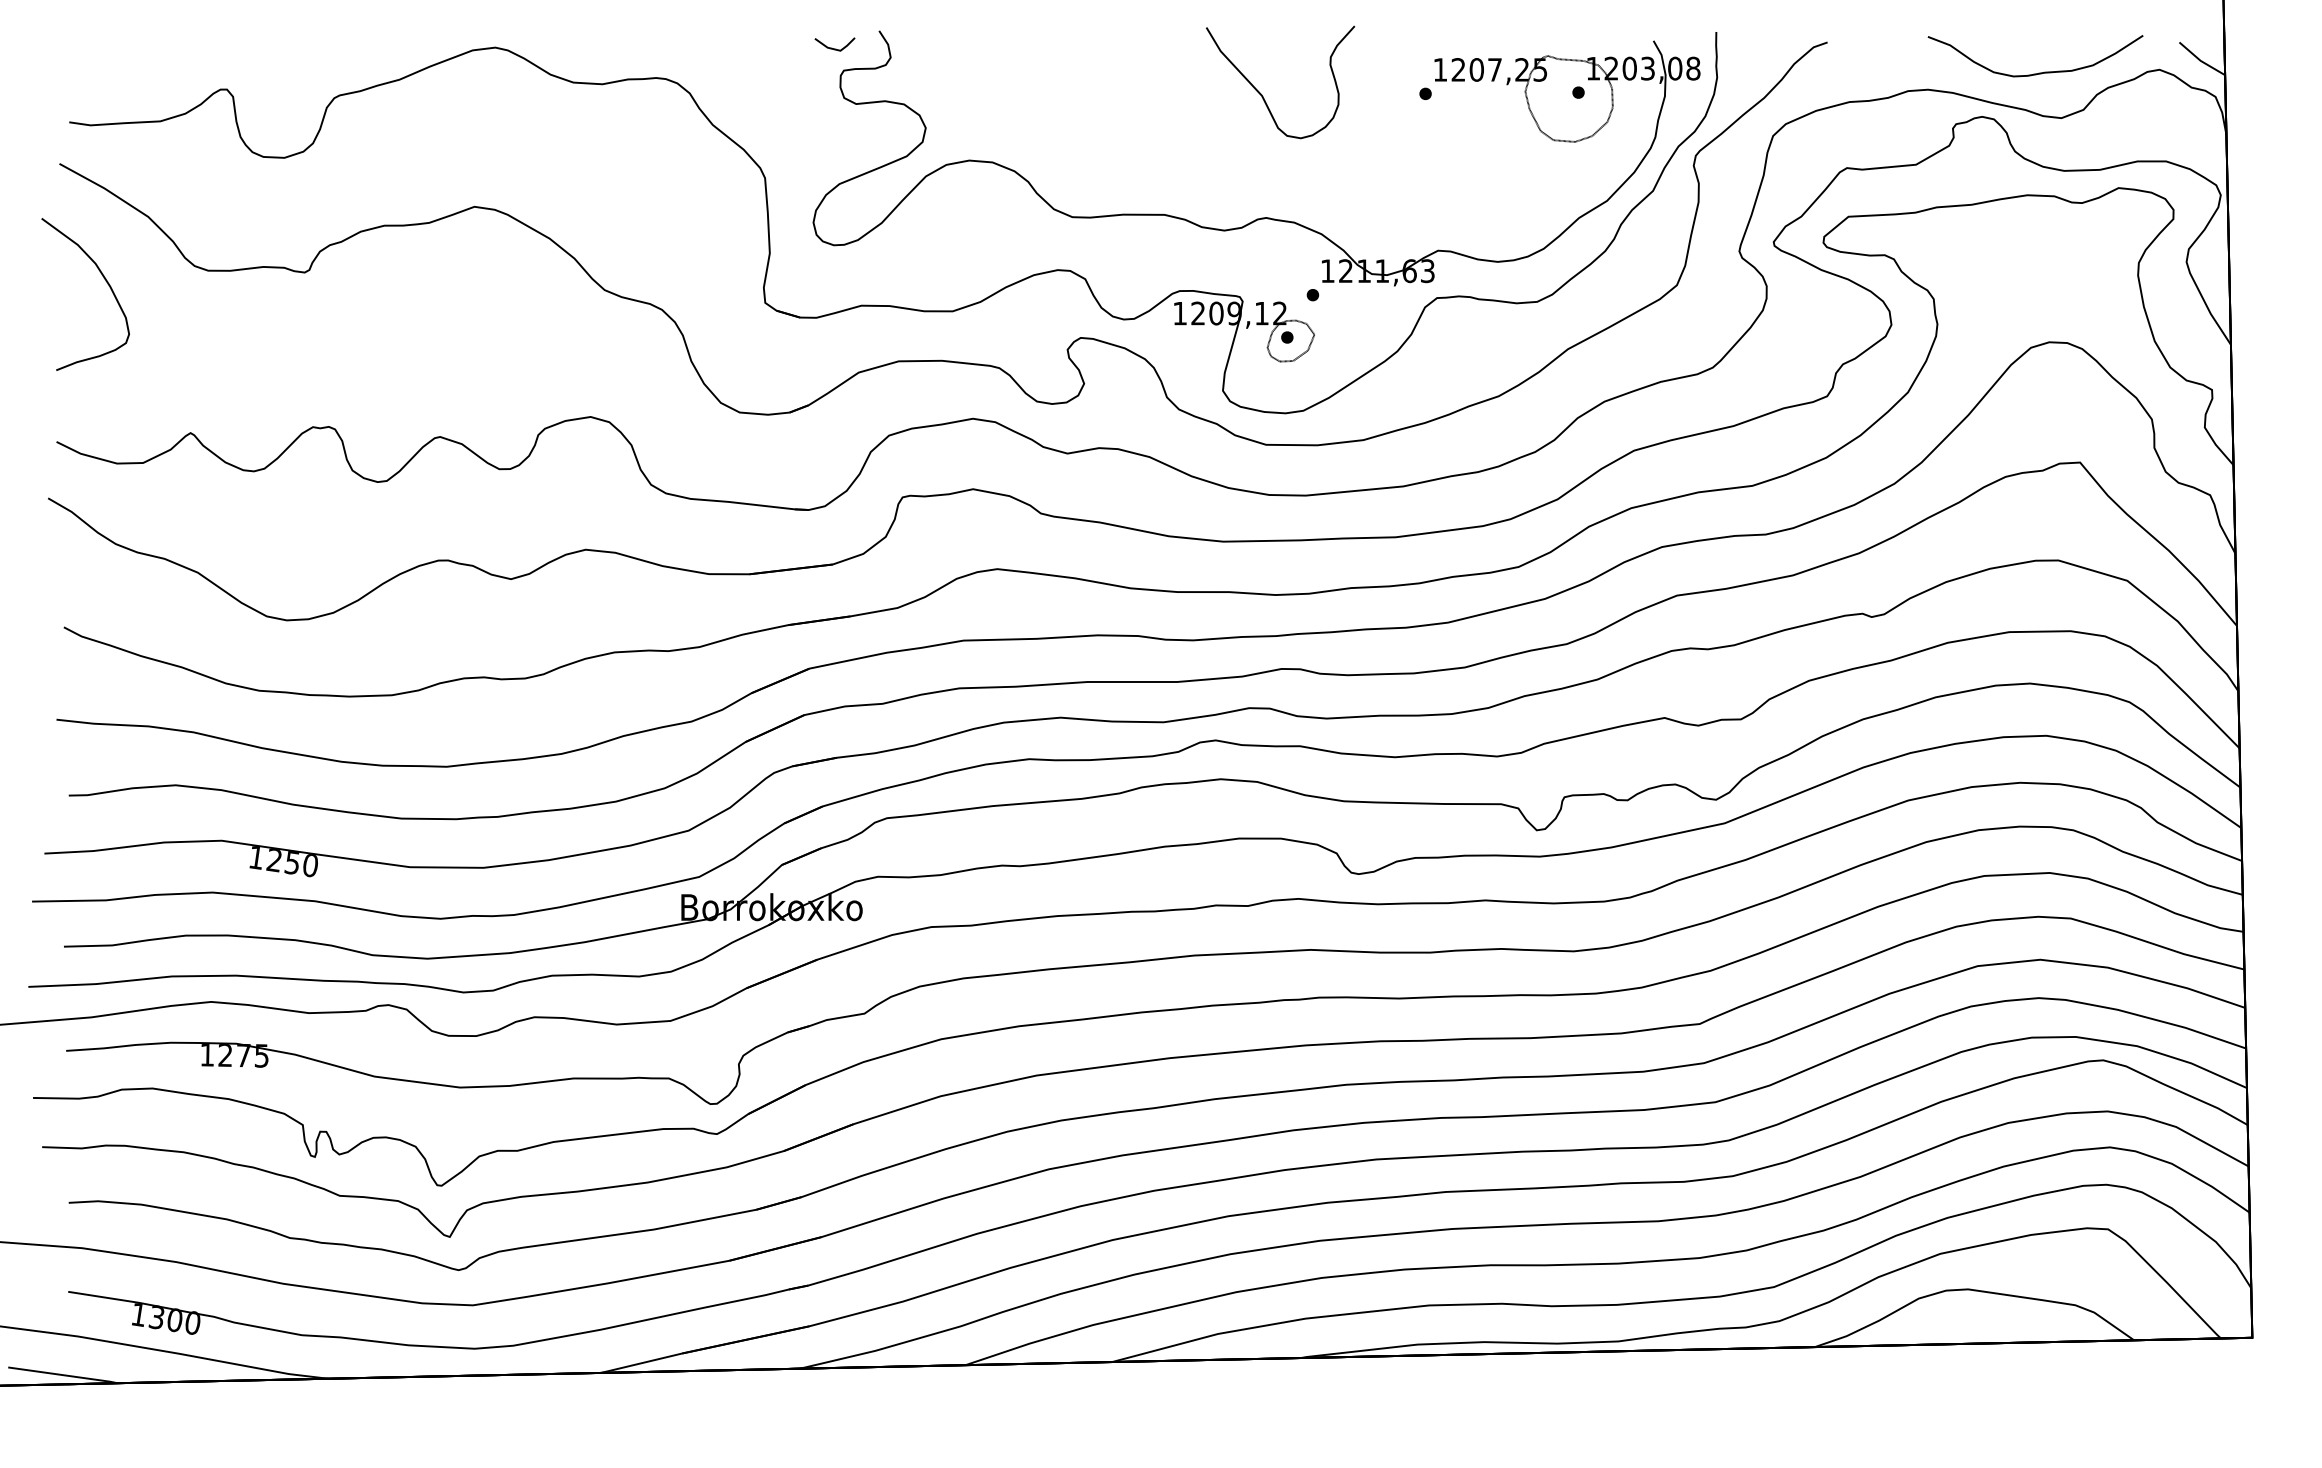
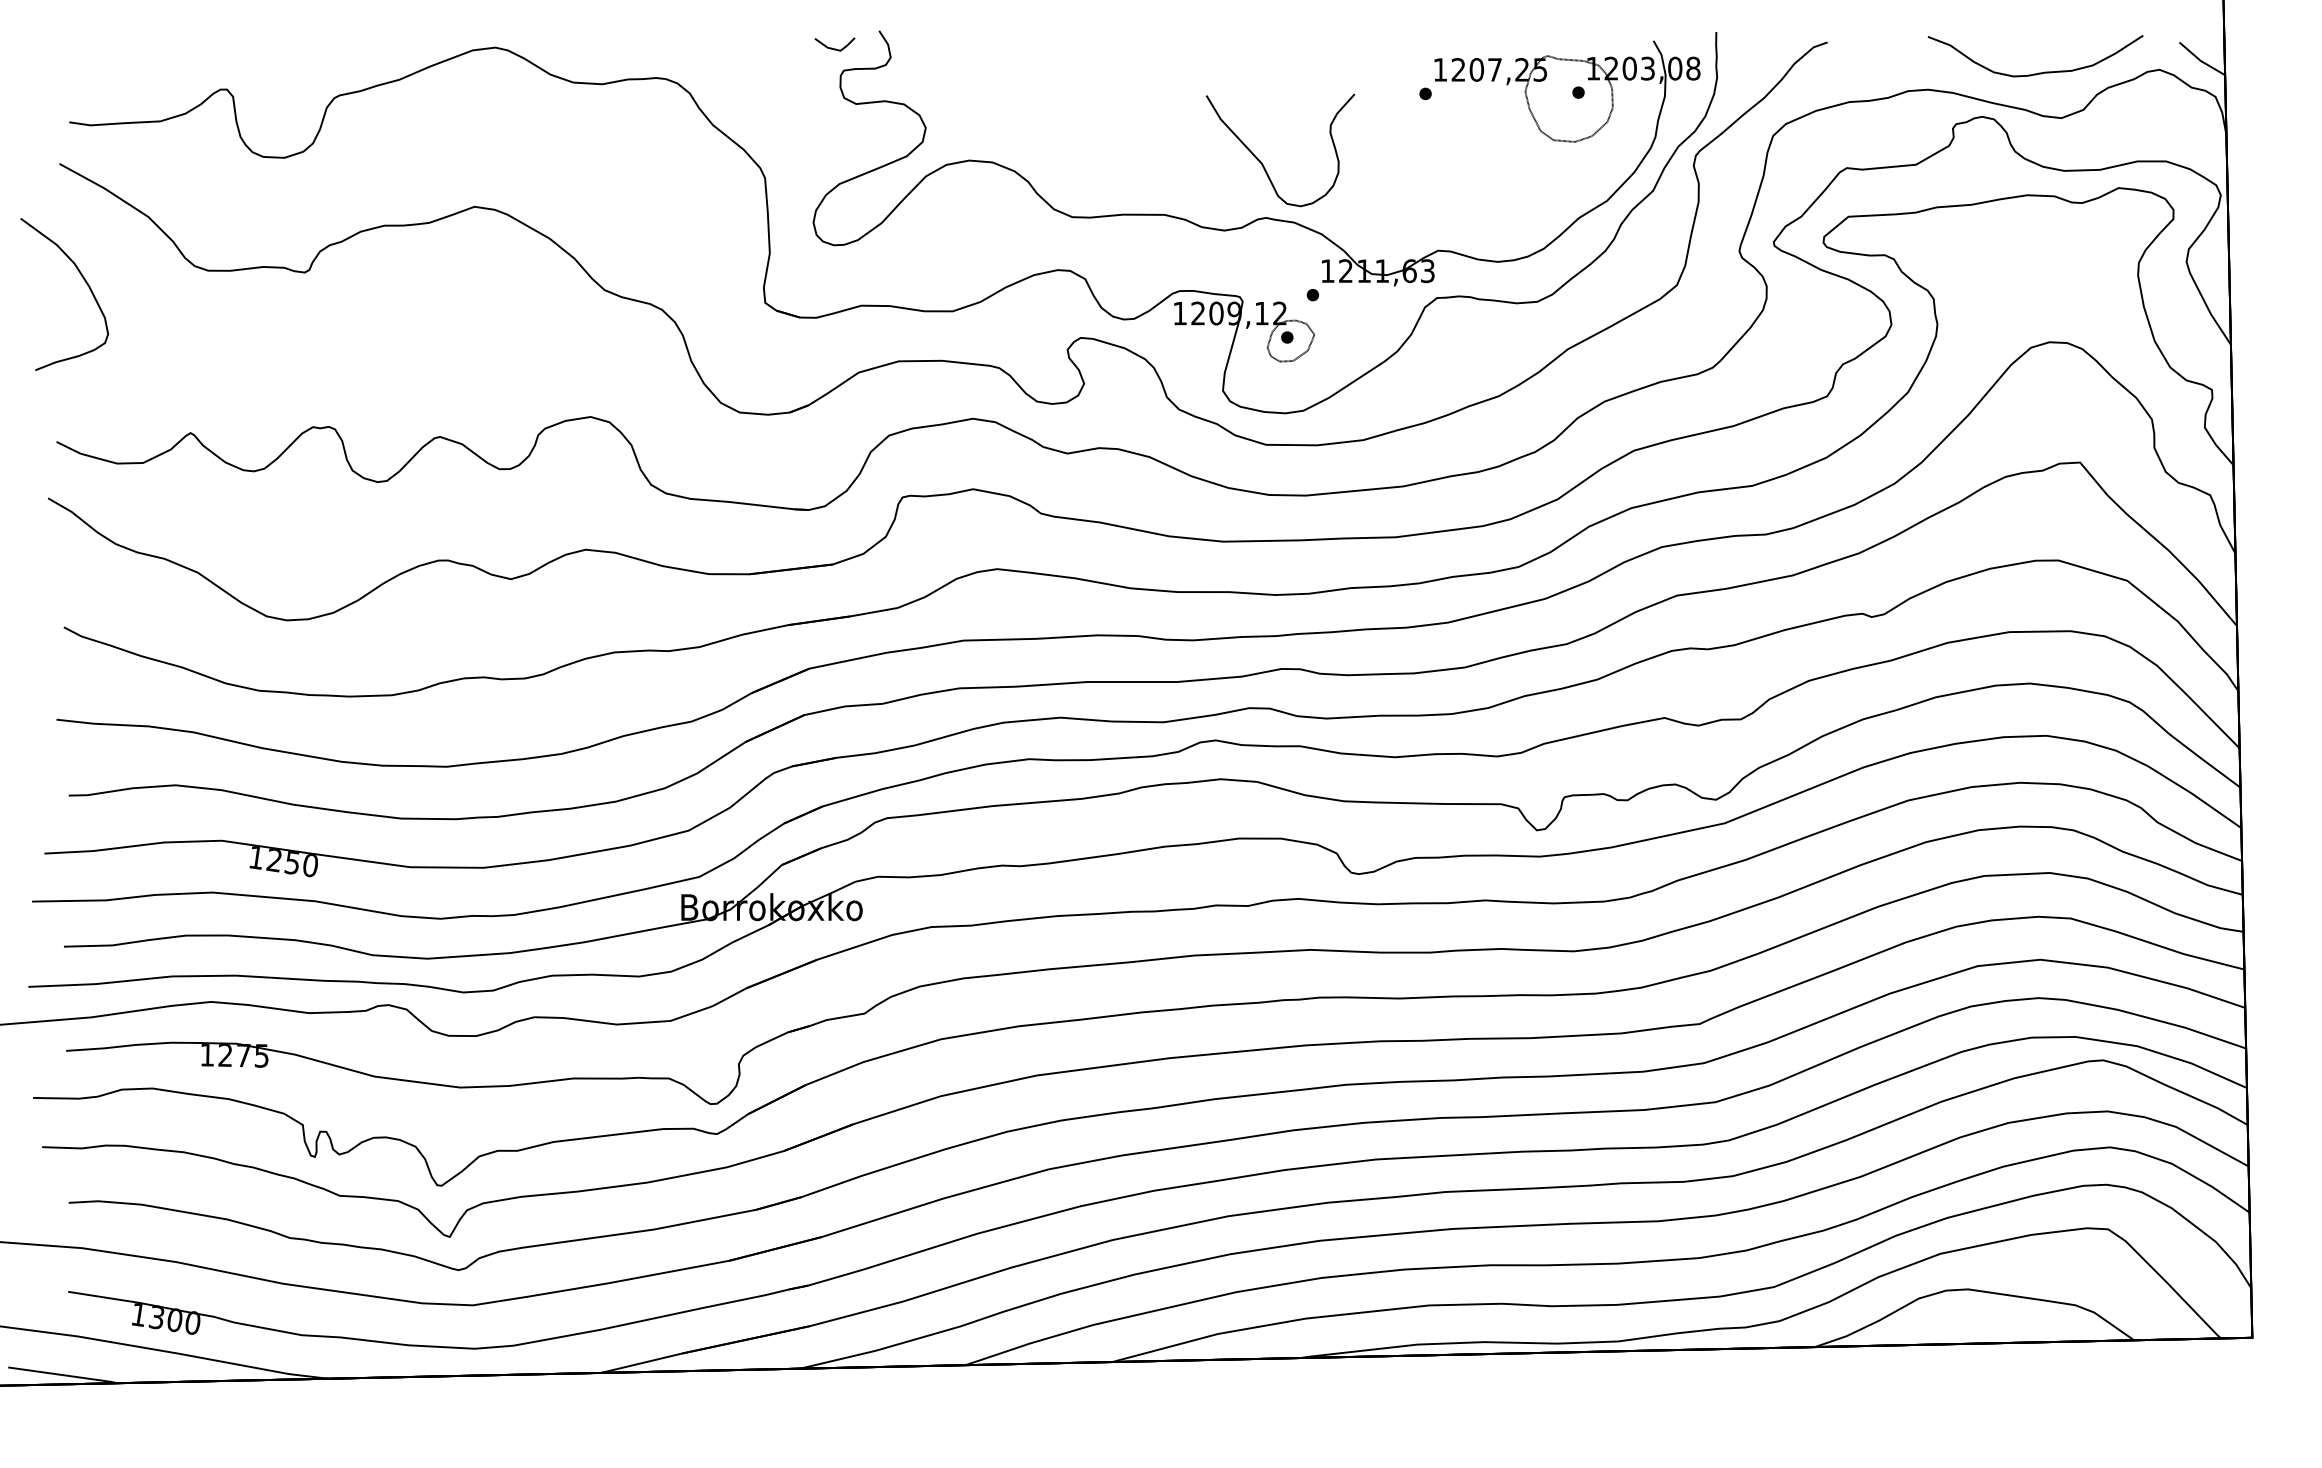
curve position: (1262, 94) -> (1262, 162) (1262, 162)
curve position: (105, 281) -> (84, 281) (84, 281)
